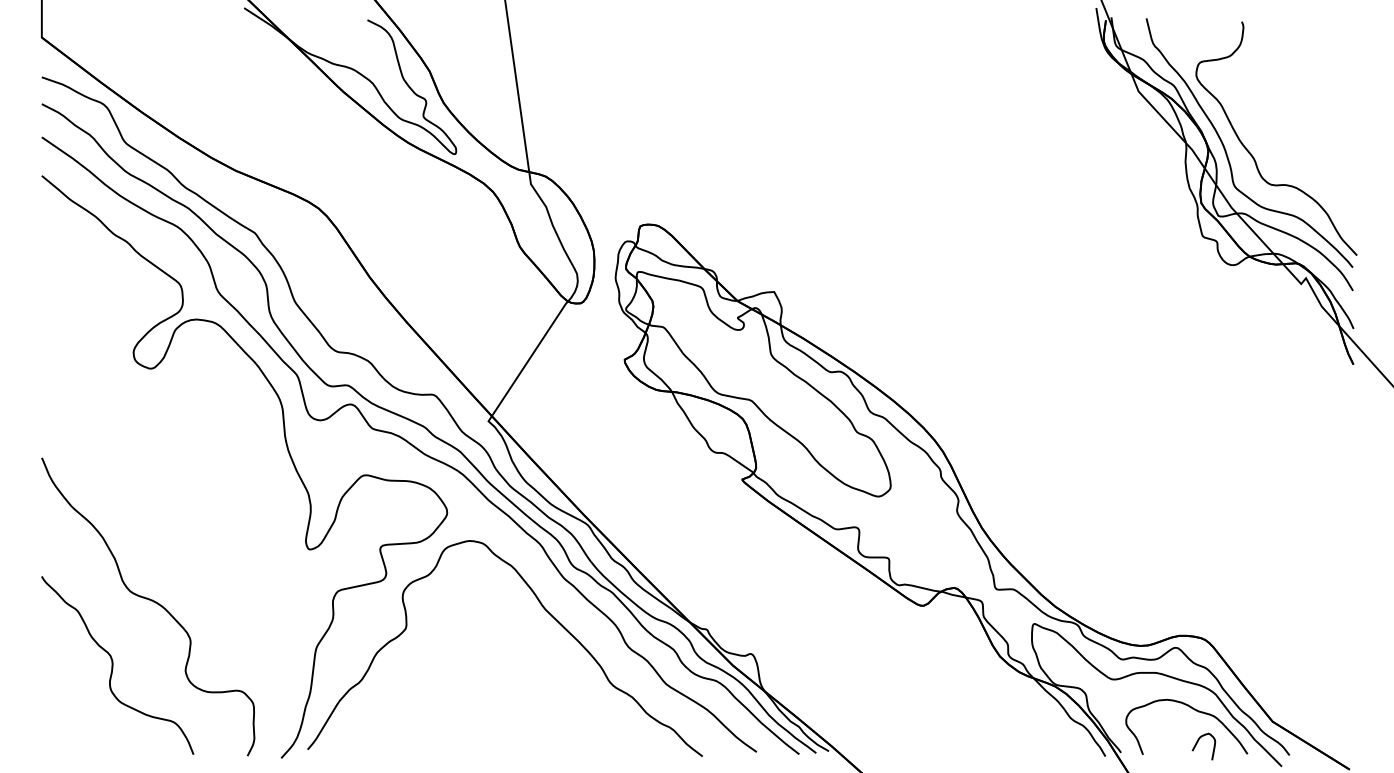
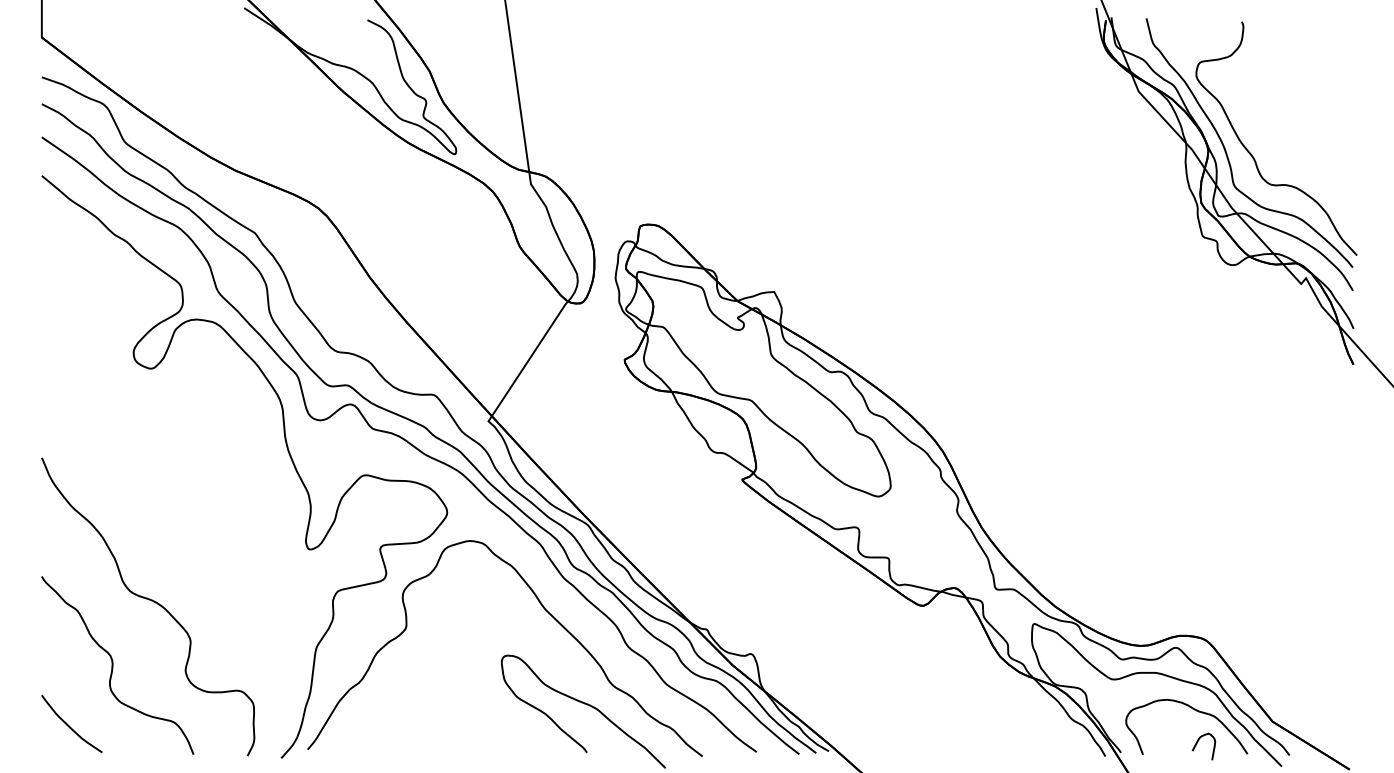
curve: none -> present (584, 704)
curve: none -> present (69, 725)
